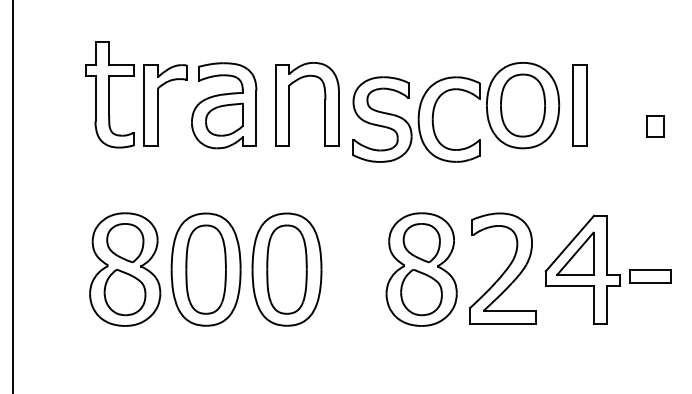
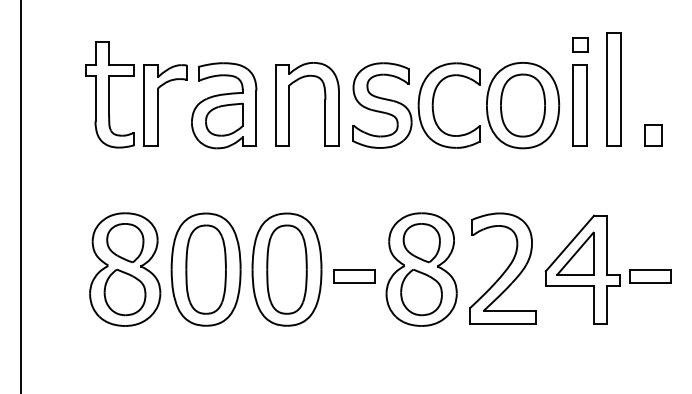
part: none -> present (580, 44)
part: none -> present (613, 89)
part position: (416, 119) -> (416, 105) (416, 105)
part position: (655, 126) -> (653, 135) (653, 135)
line position: (12, 196) -> (20, 196) (20, 196)
part: none -> present (354, 276)
